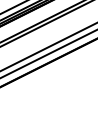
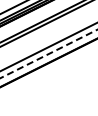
line: solid -> dashed (48, 54)
